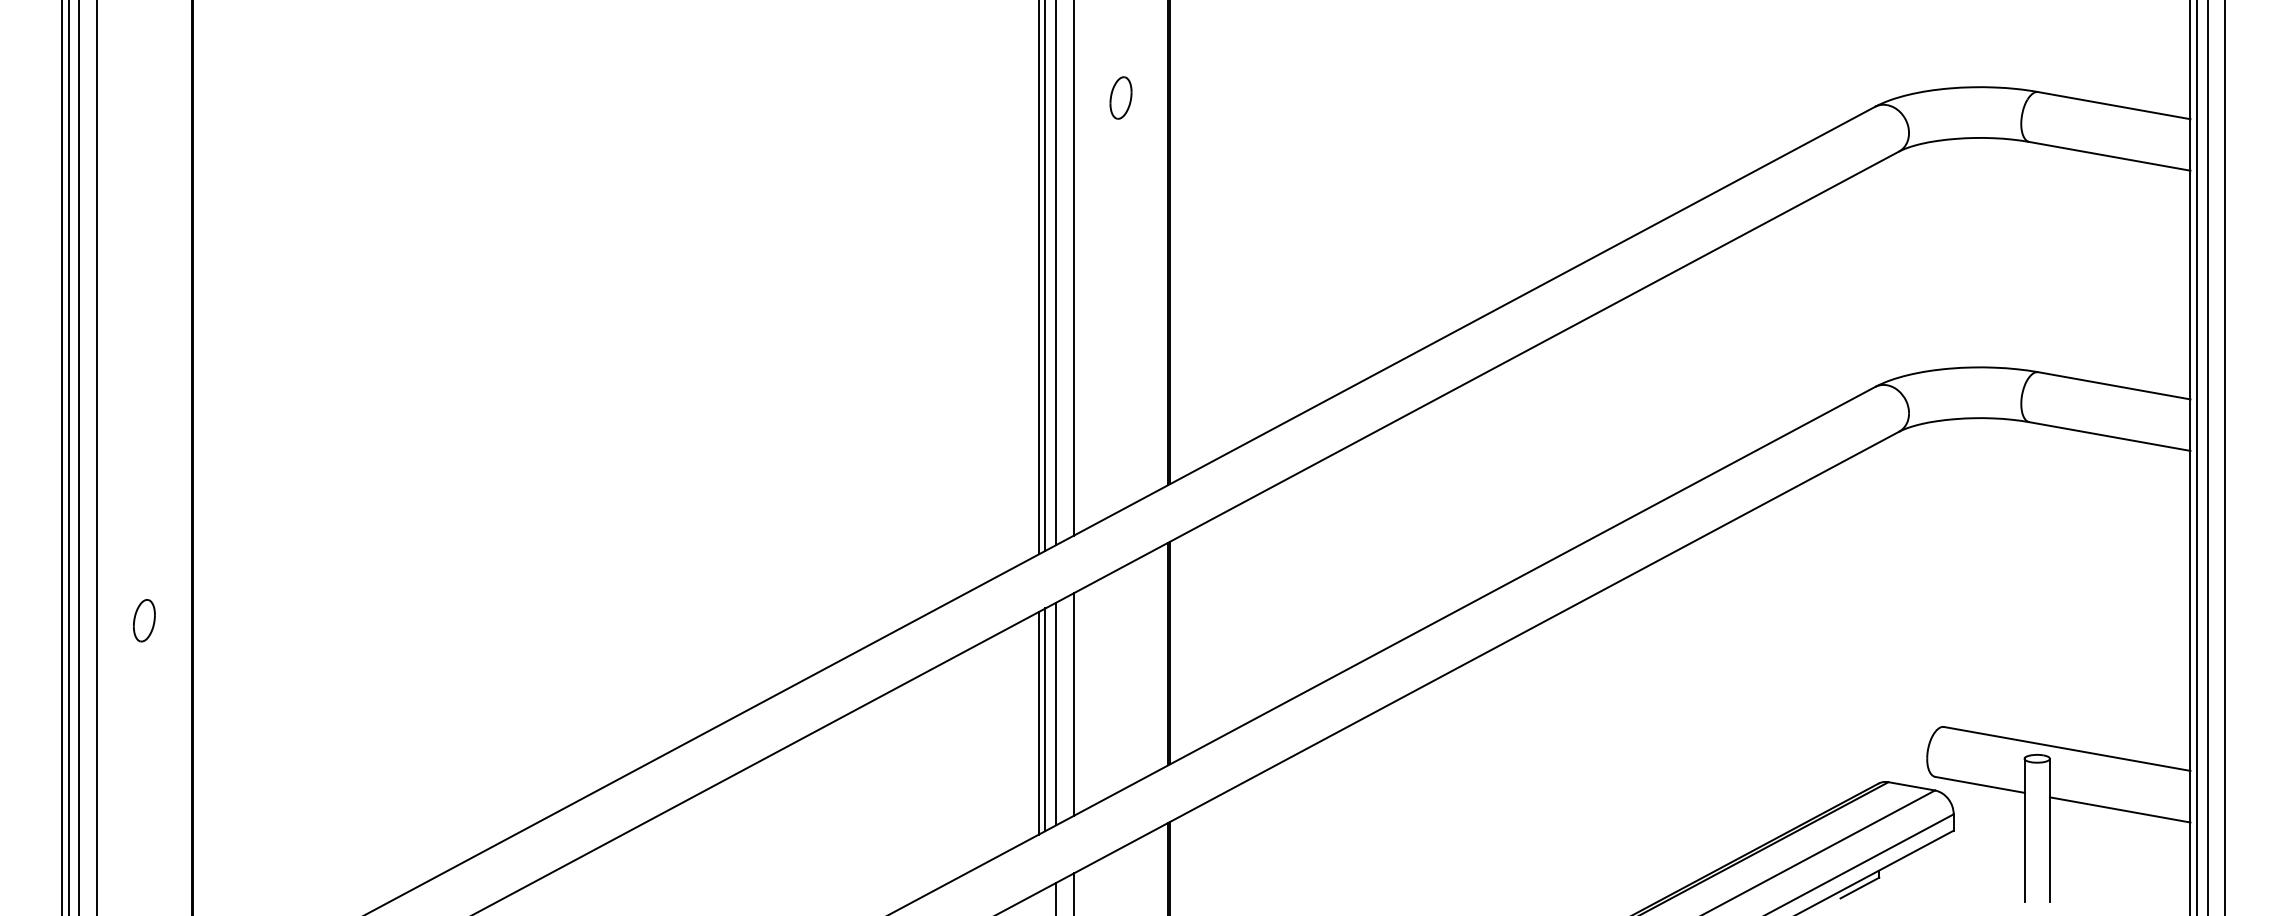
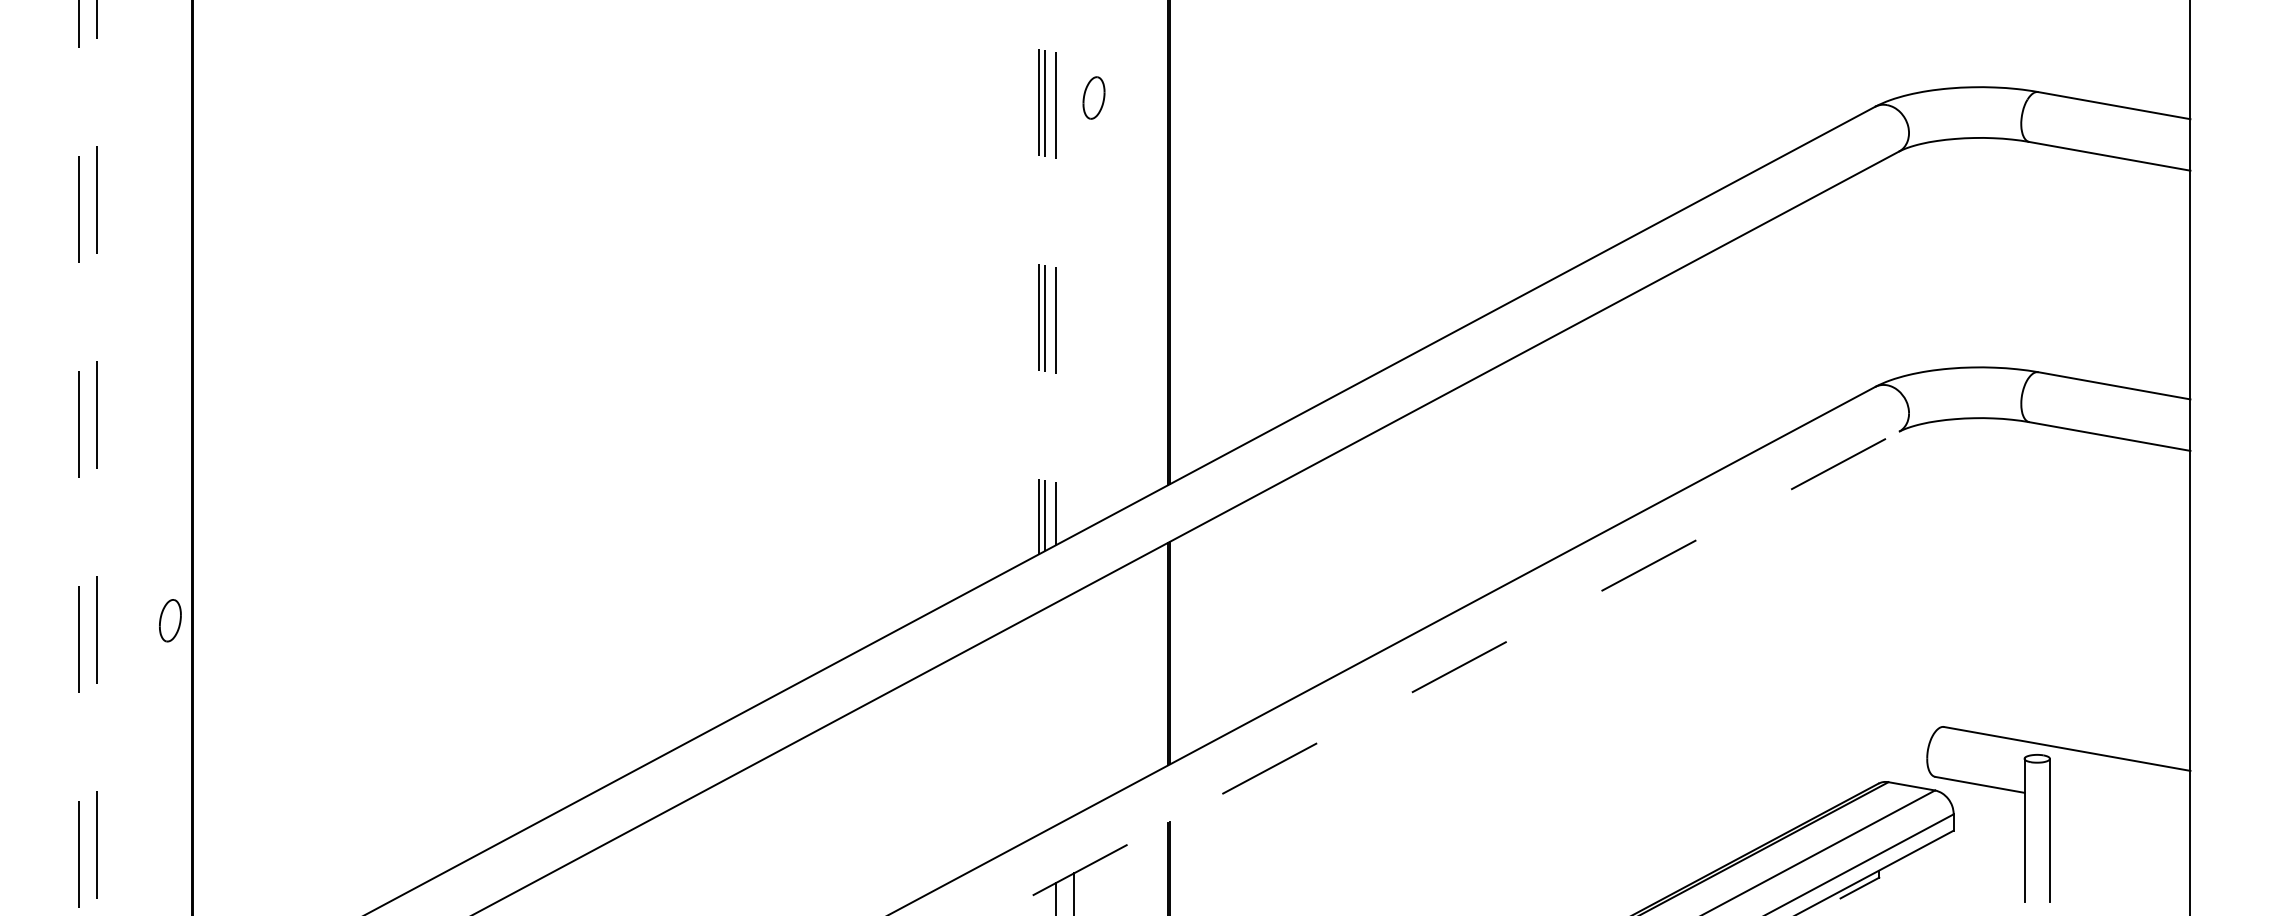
part position: (1120, 97) -> (1093, 97) (1093, 97)
line: present -> none (1073, 268)
line: solid -> dashed (1056, 273)
line: solid -> dashed (1045, 276)
line: solid -> dashed (1038, 277)
line: present -> none (62, 457)
line: present -> none (68, 457)
line: present -> none (2196, 457)
line: present -> none (2207, 457)
line: present -> none (2225, 457)
line: solid -> dashed (79, 458)
line: solid -> dashed (97, 458)
part position: (144, 620) -> (170, 620) (170, 620)
line: solid -> dashed (1446, 673)
line: present -> none (1073, 704)
line: present -> none (1056, 713)
line: present -> none (1045, 719)
line: present -> none (1038, 722)
line: present -> none (2119, 809)
